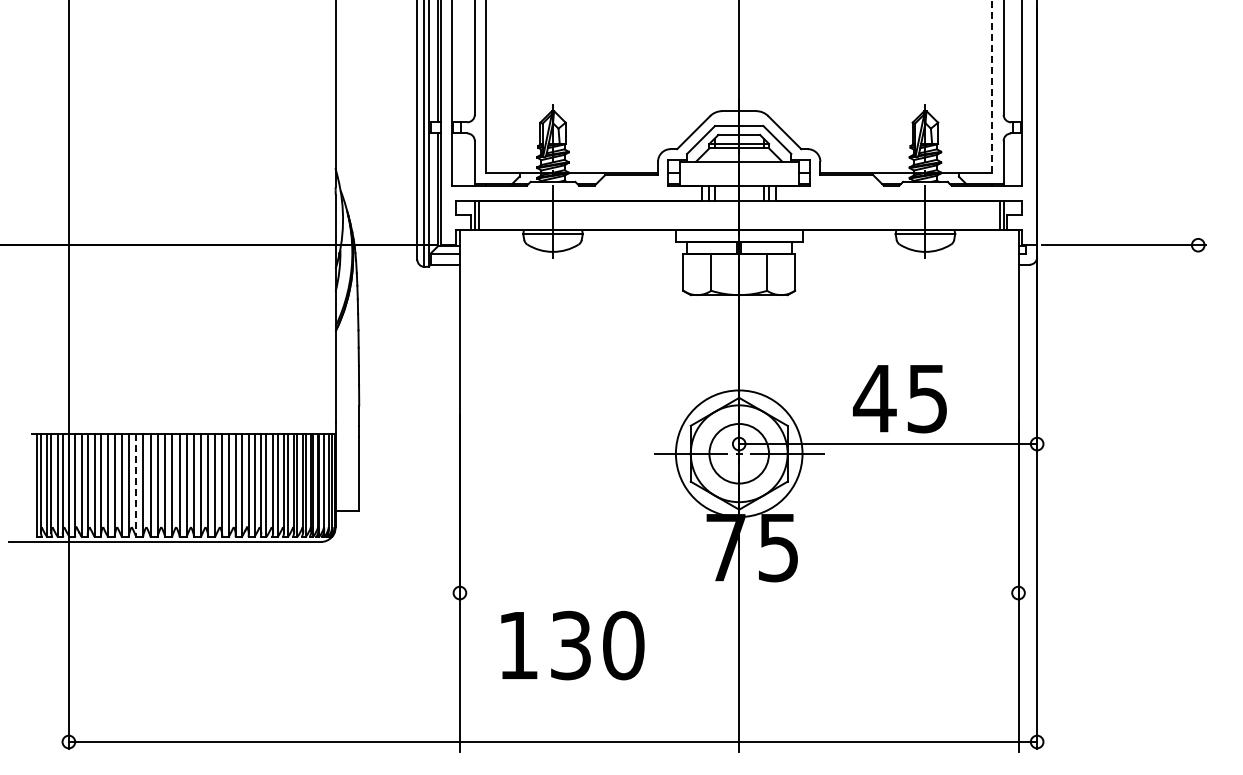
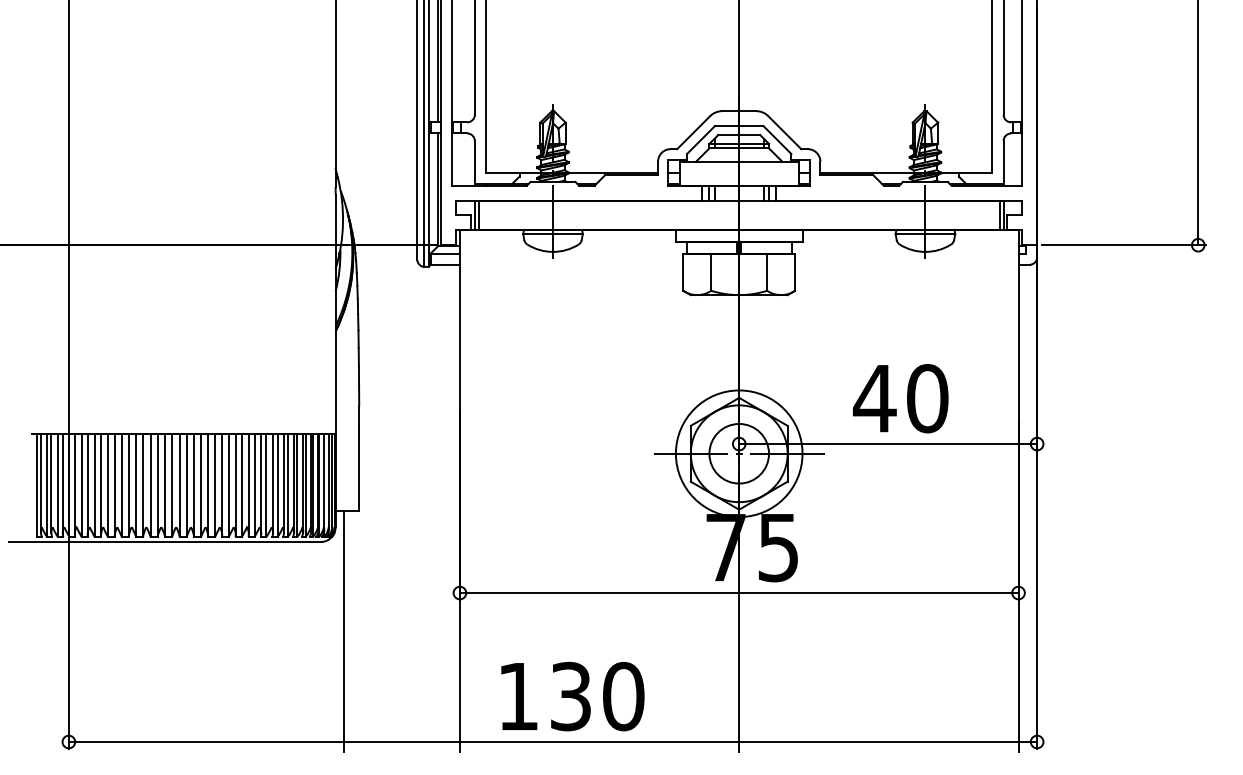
line: dashed -> solid (992, 85)
line: none -> present (1198, 123)
text: 45 -> 40 (927, 398)
line: dashed -> solid (136, 486)
line: none -> present (738, 593)
line: none -> present (344, 631)
text position: (572, 645) -> (572, 696) (572, 696)
